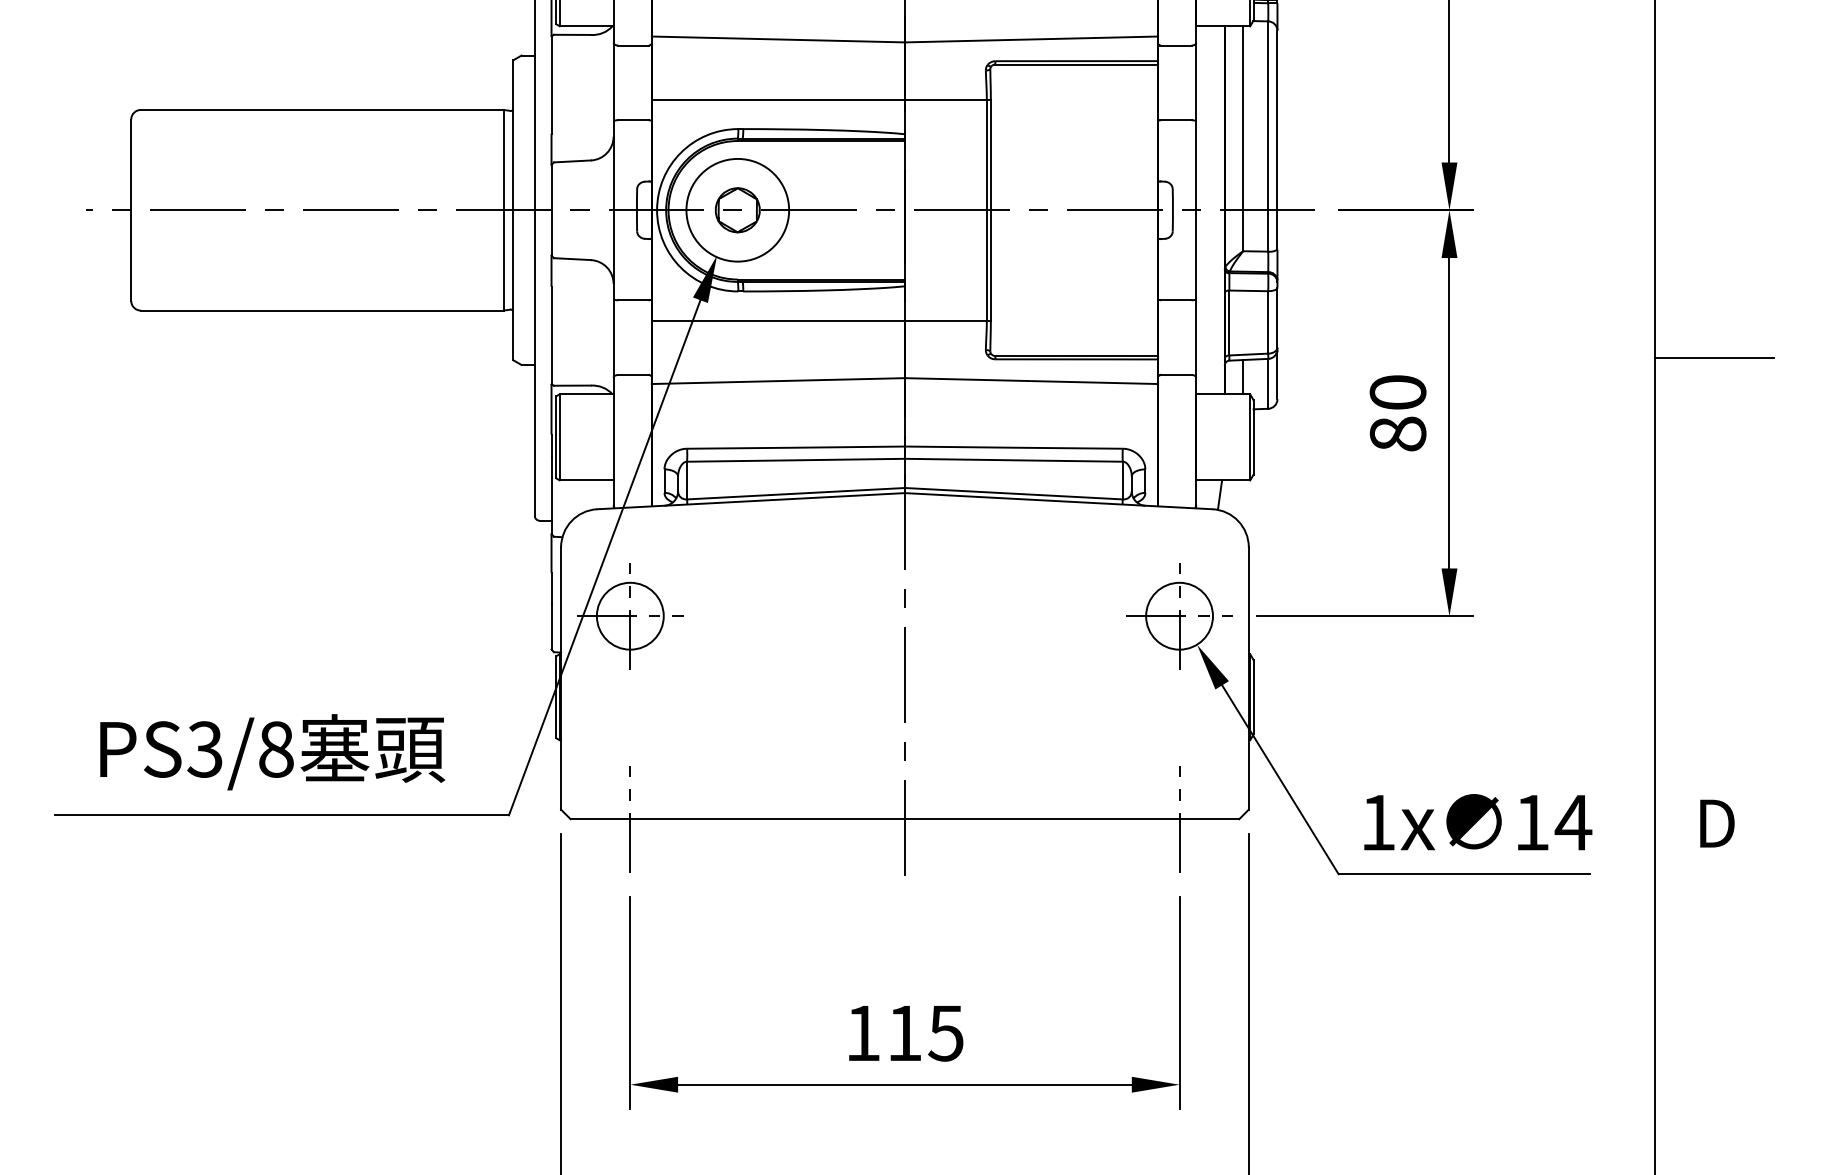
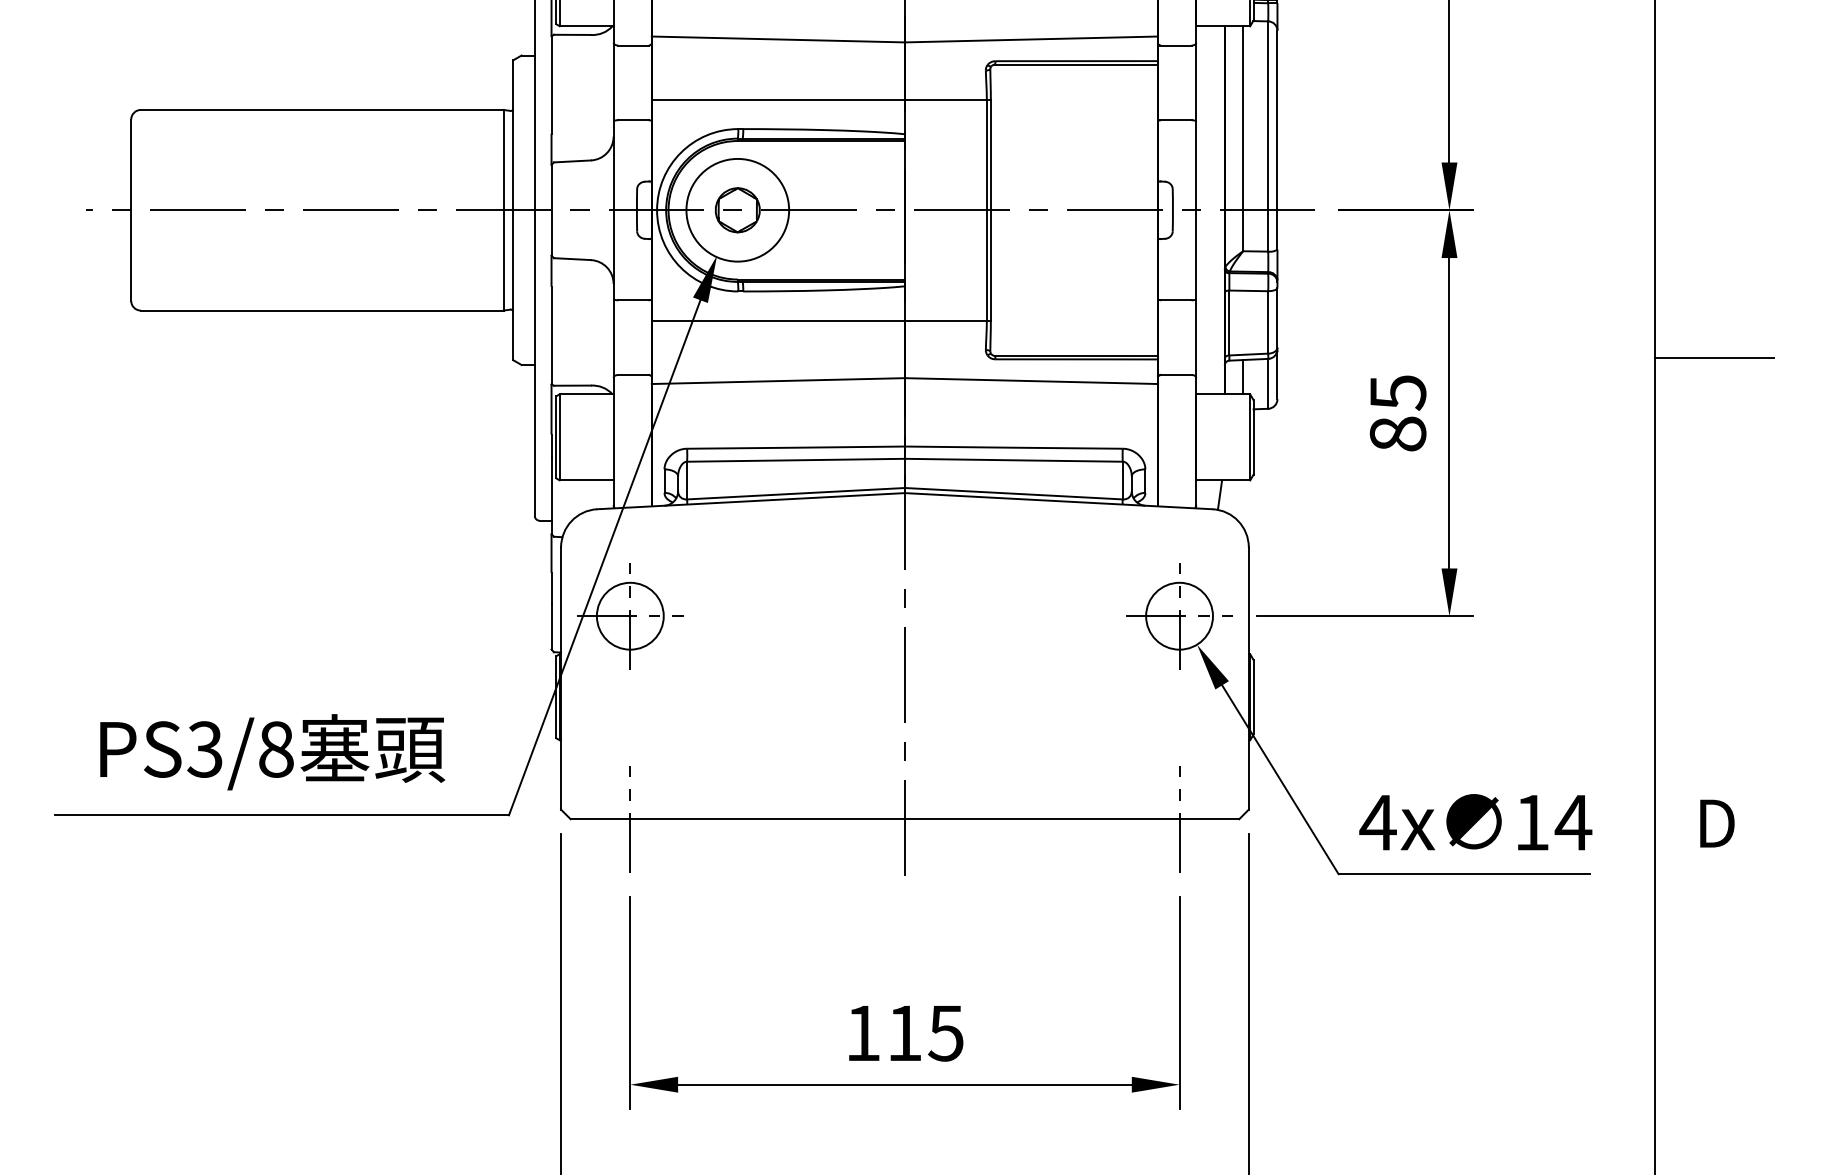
text: 80 -> 85 (1397, 392)
text: 1x -> 4x (1377, 822)
